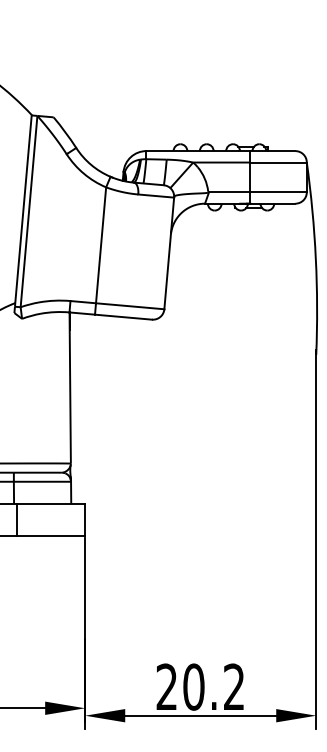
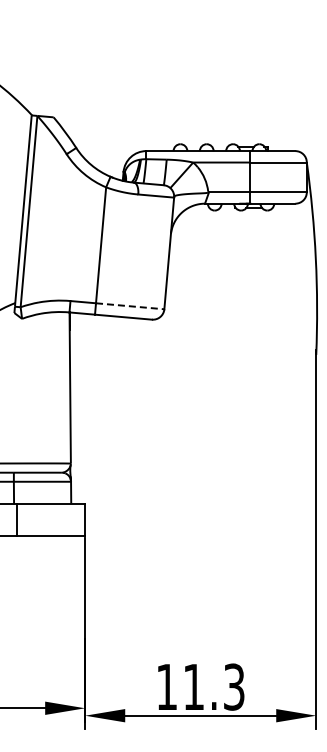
line: solid -> dashed (130, 306)
text: 20.2 -> 11.3 (200, 686)
